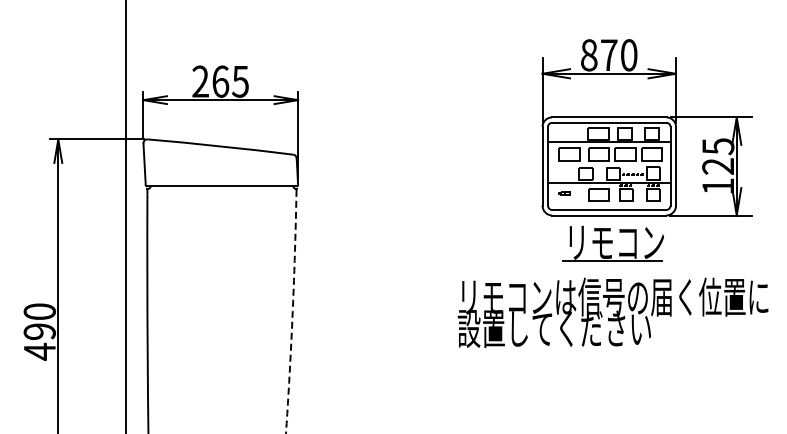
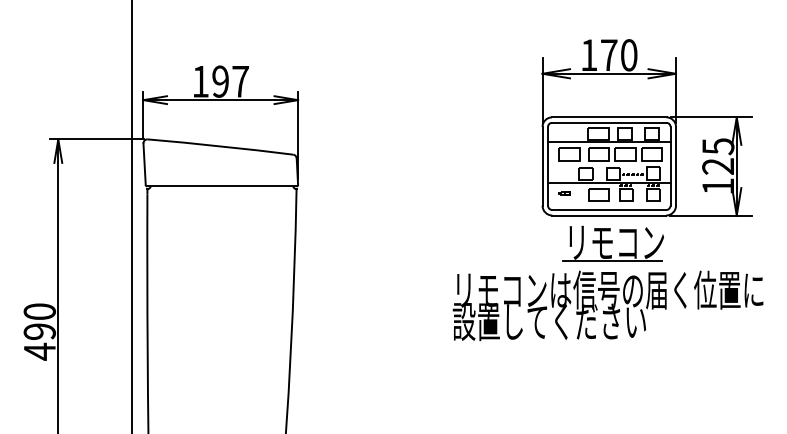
text: 870 -> 170 (589, 55)
text: 265 -> 197 (220, 81)
line position: (125, 216) -> (131, 216) (131, 216)
arc: dashed -> solid (292, 311)
text position: (612, 312) -> (607, 305) (607, 305)
